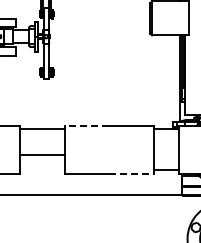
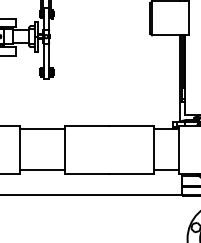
line: dashed -> solid (86, 125)
line position: (41, 155) -> (41, 170) (41, 170)
line: dashed -> solid (131, 173)
